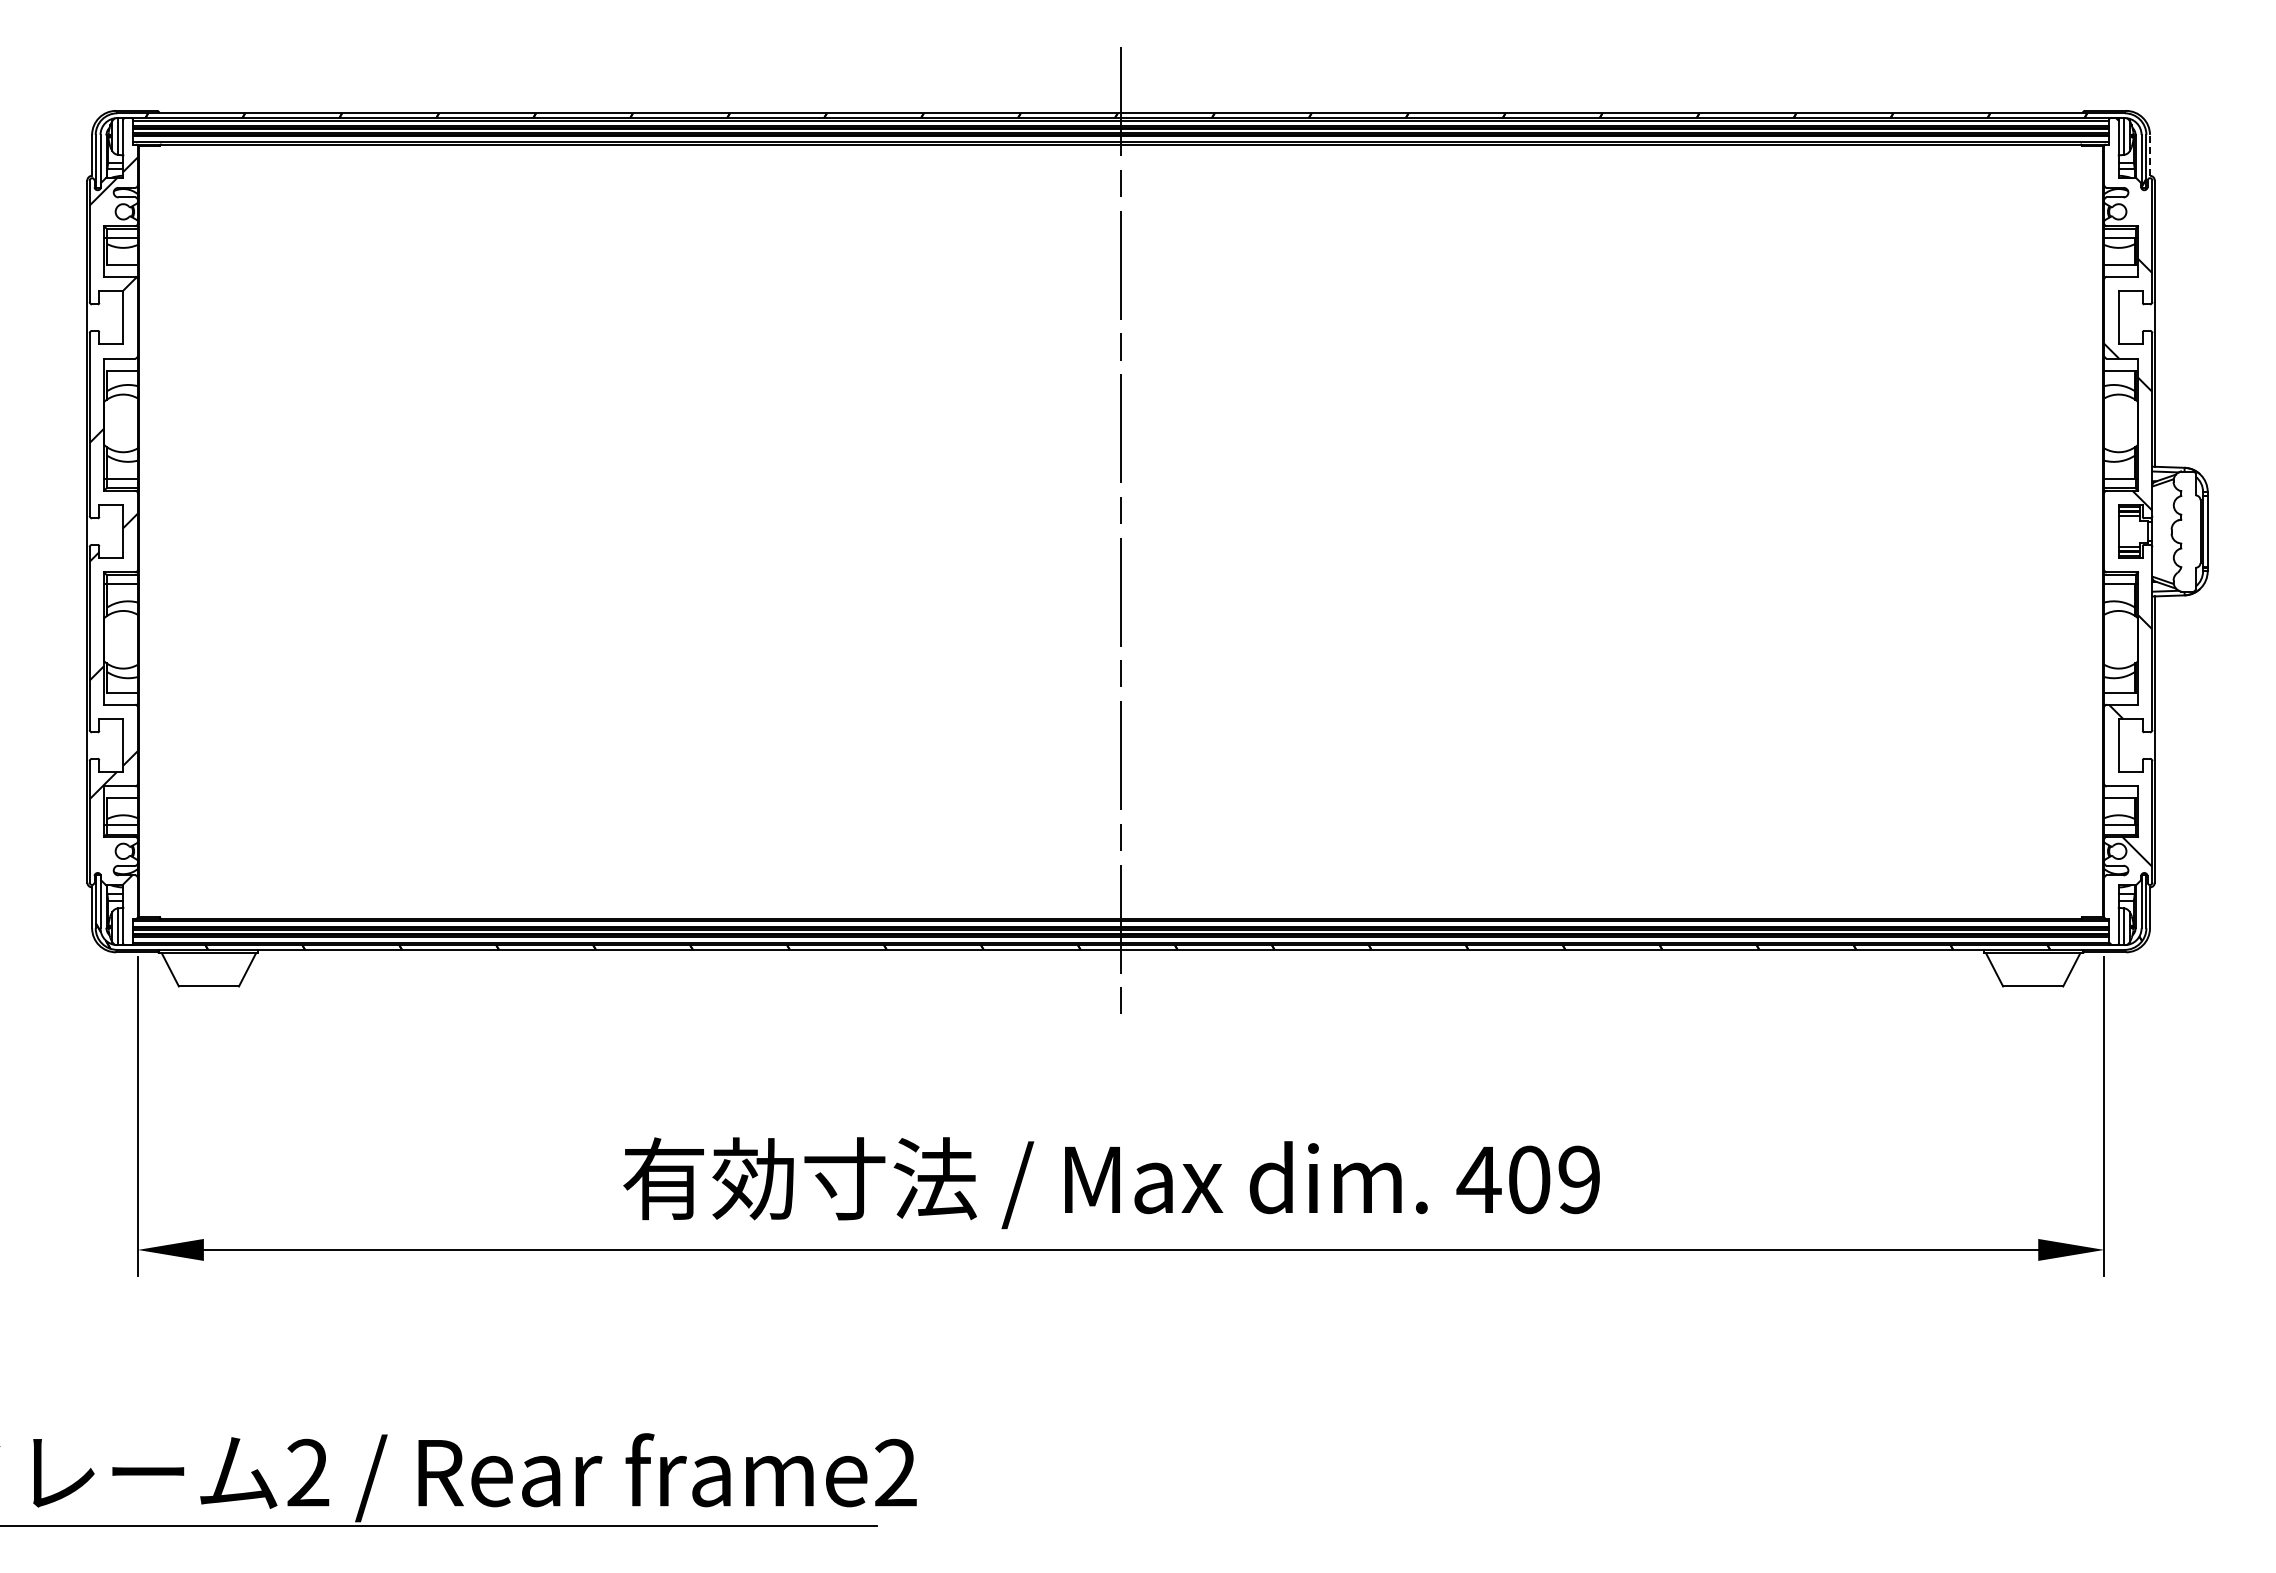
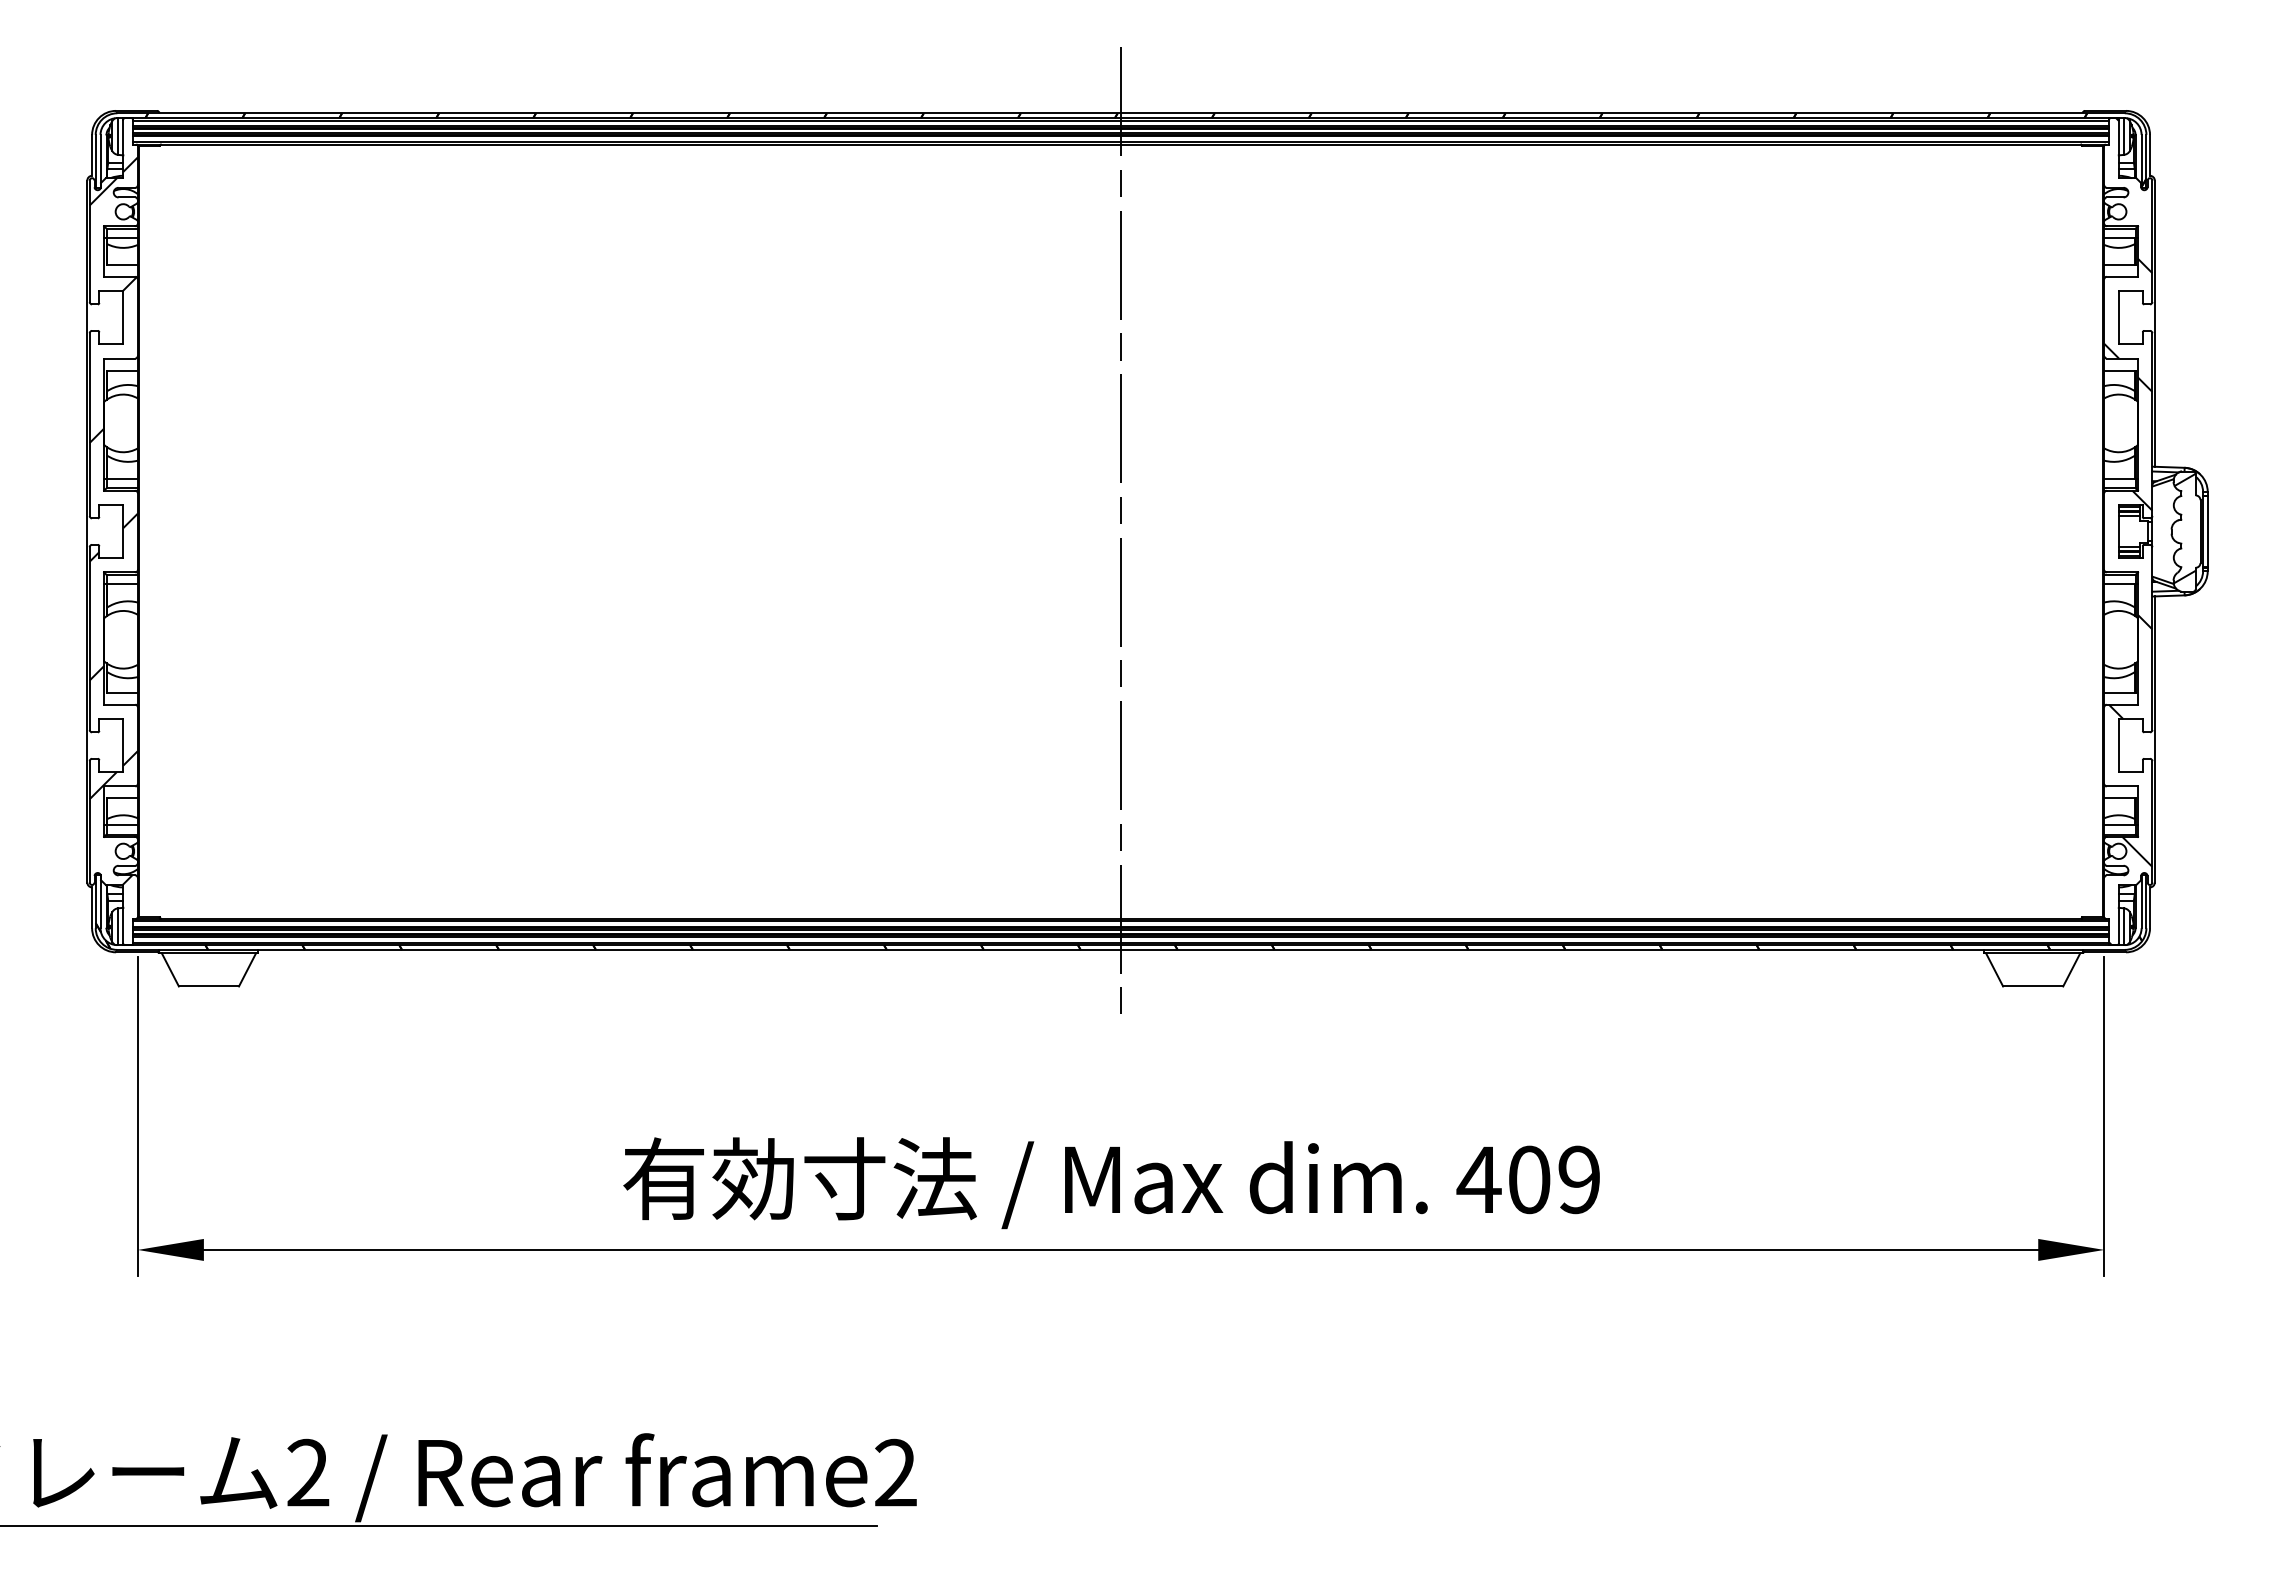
line: dashed -> solid (2150, 154)
hatch: none -> present (2184, 528)
